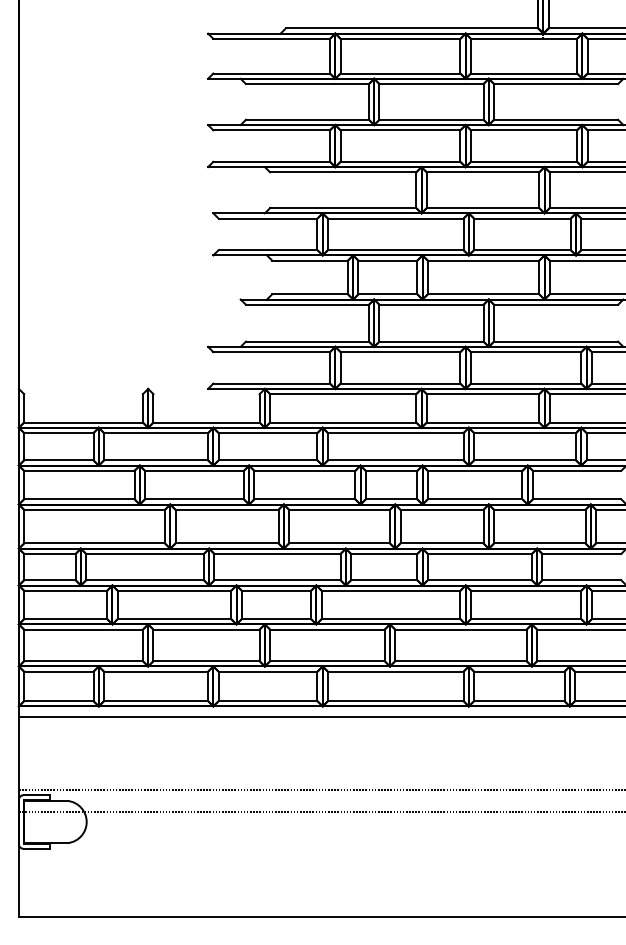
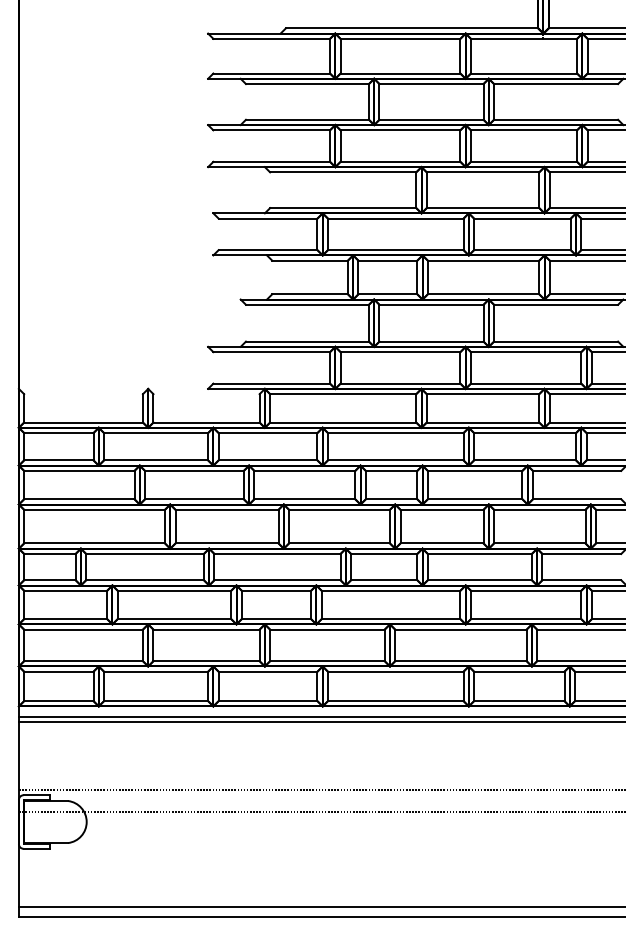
line: none -> present (320, 722)
line: none -> present (320, 907)
